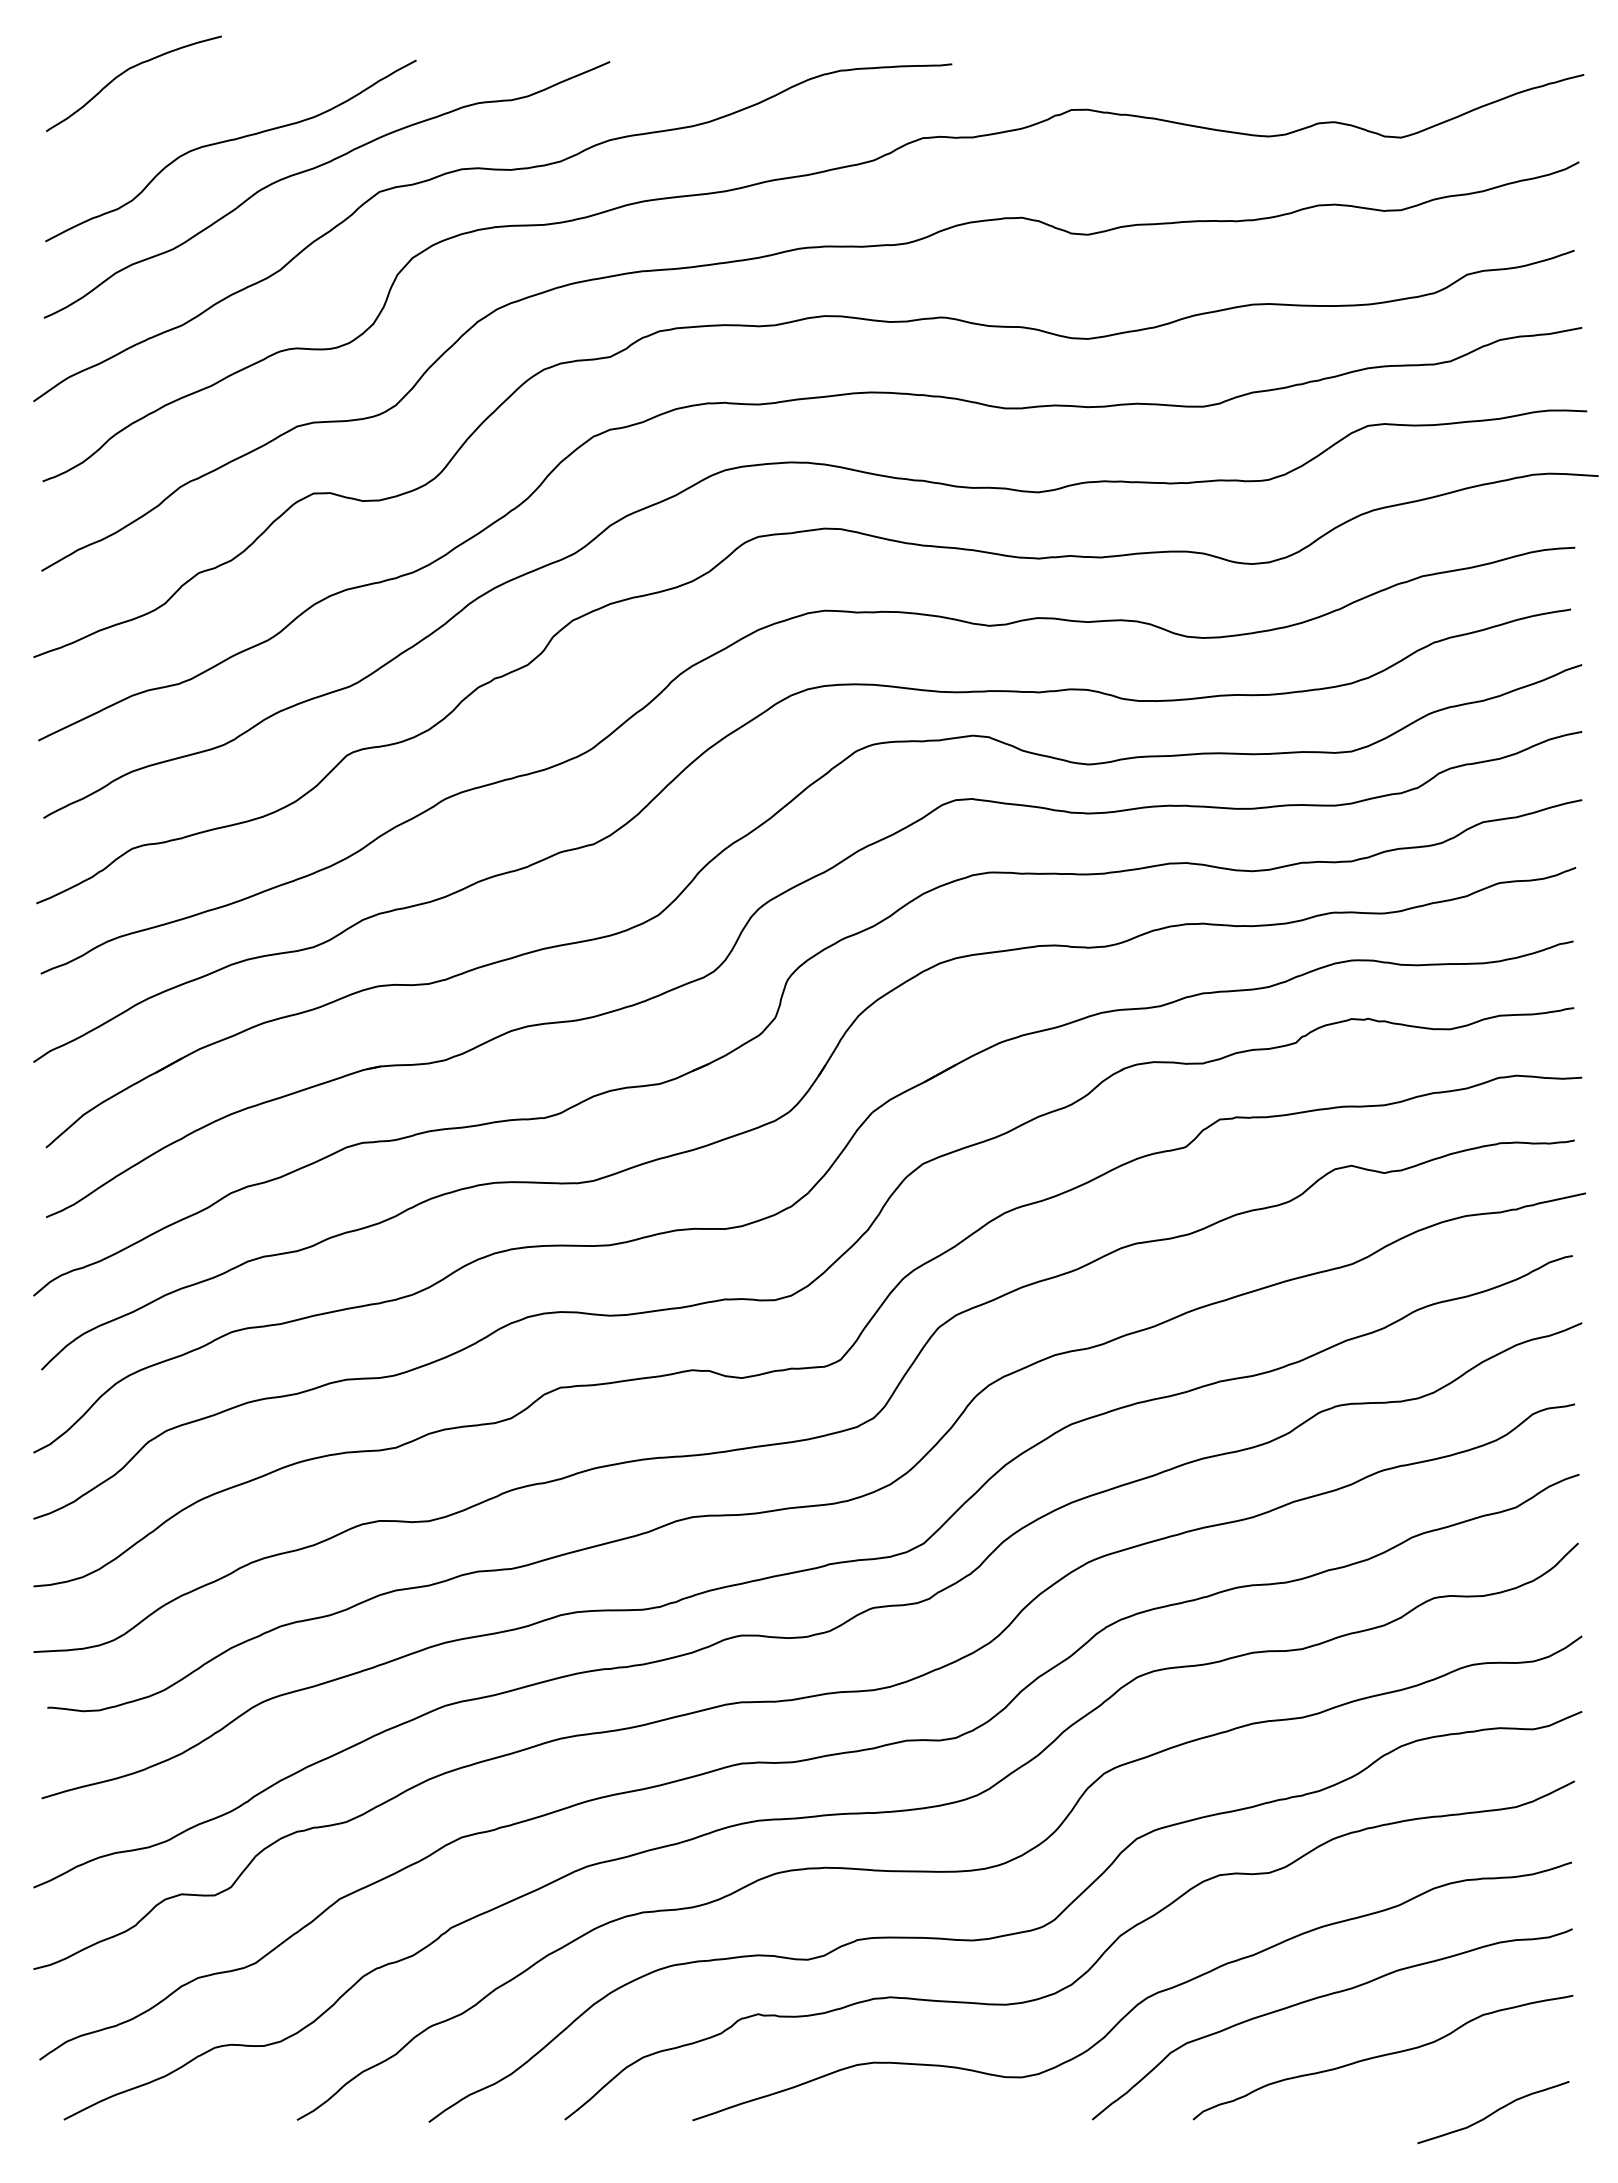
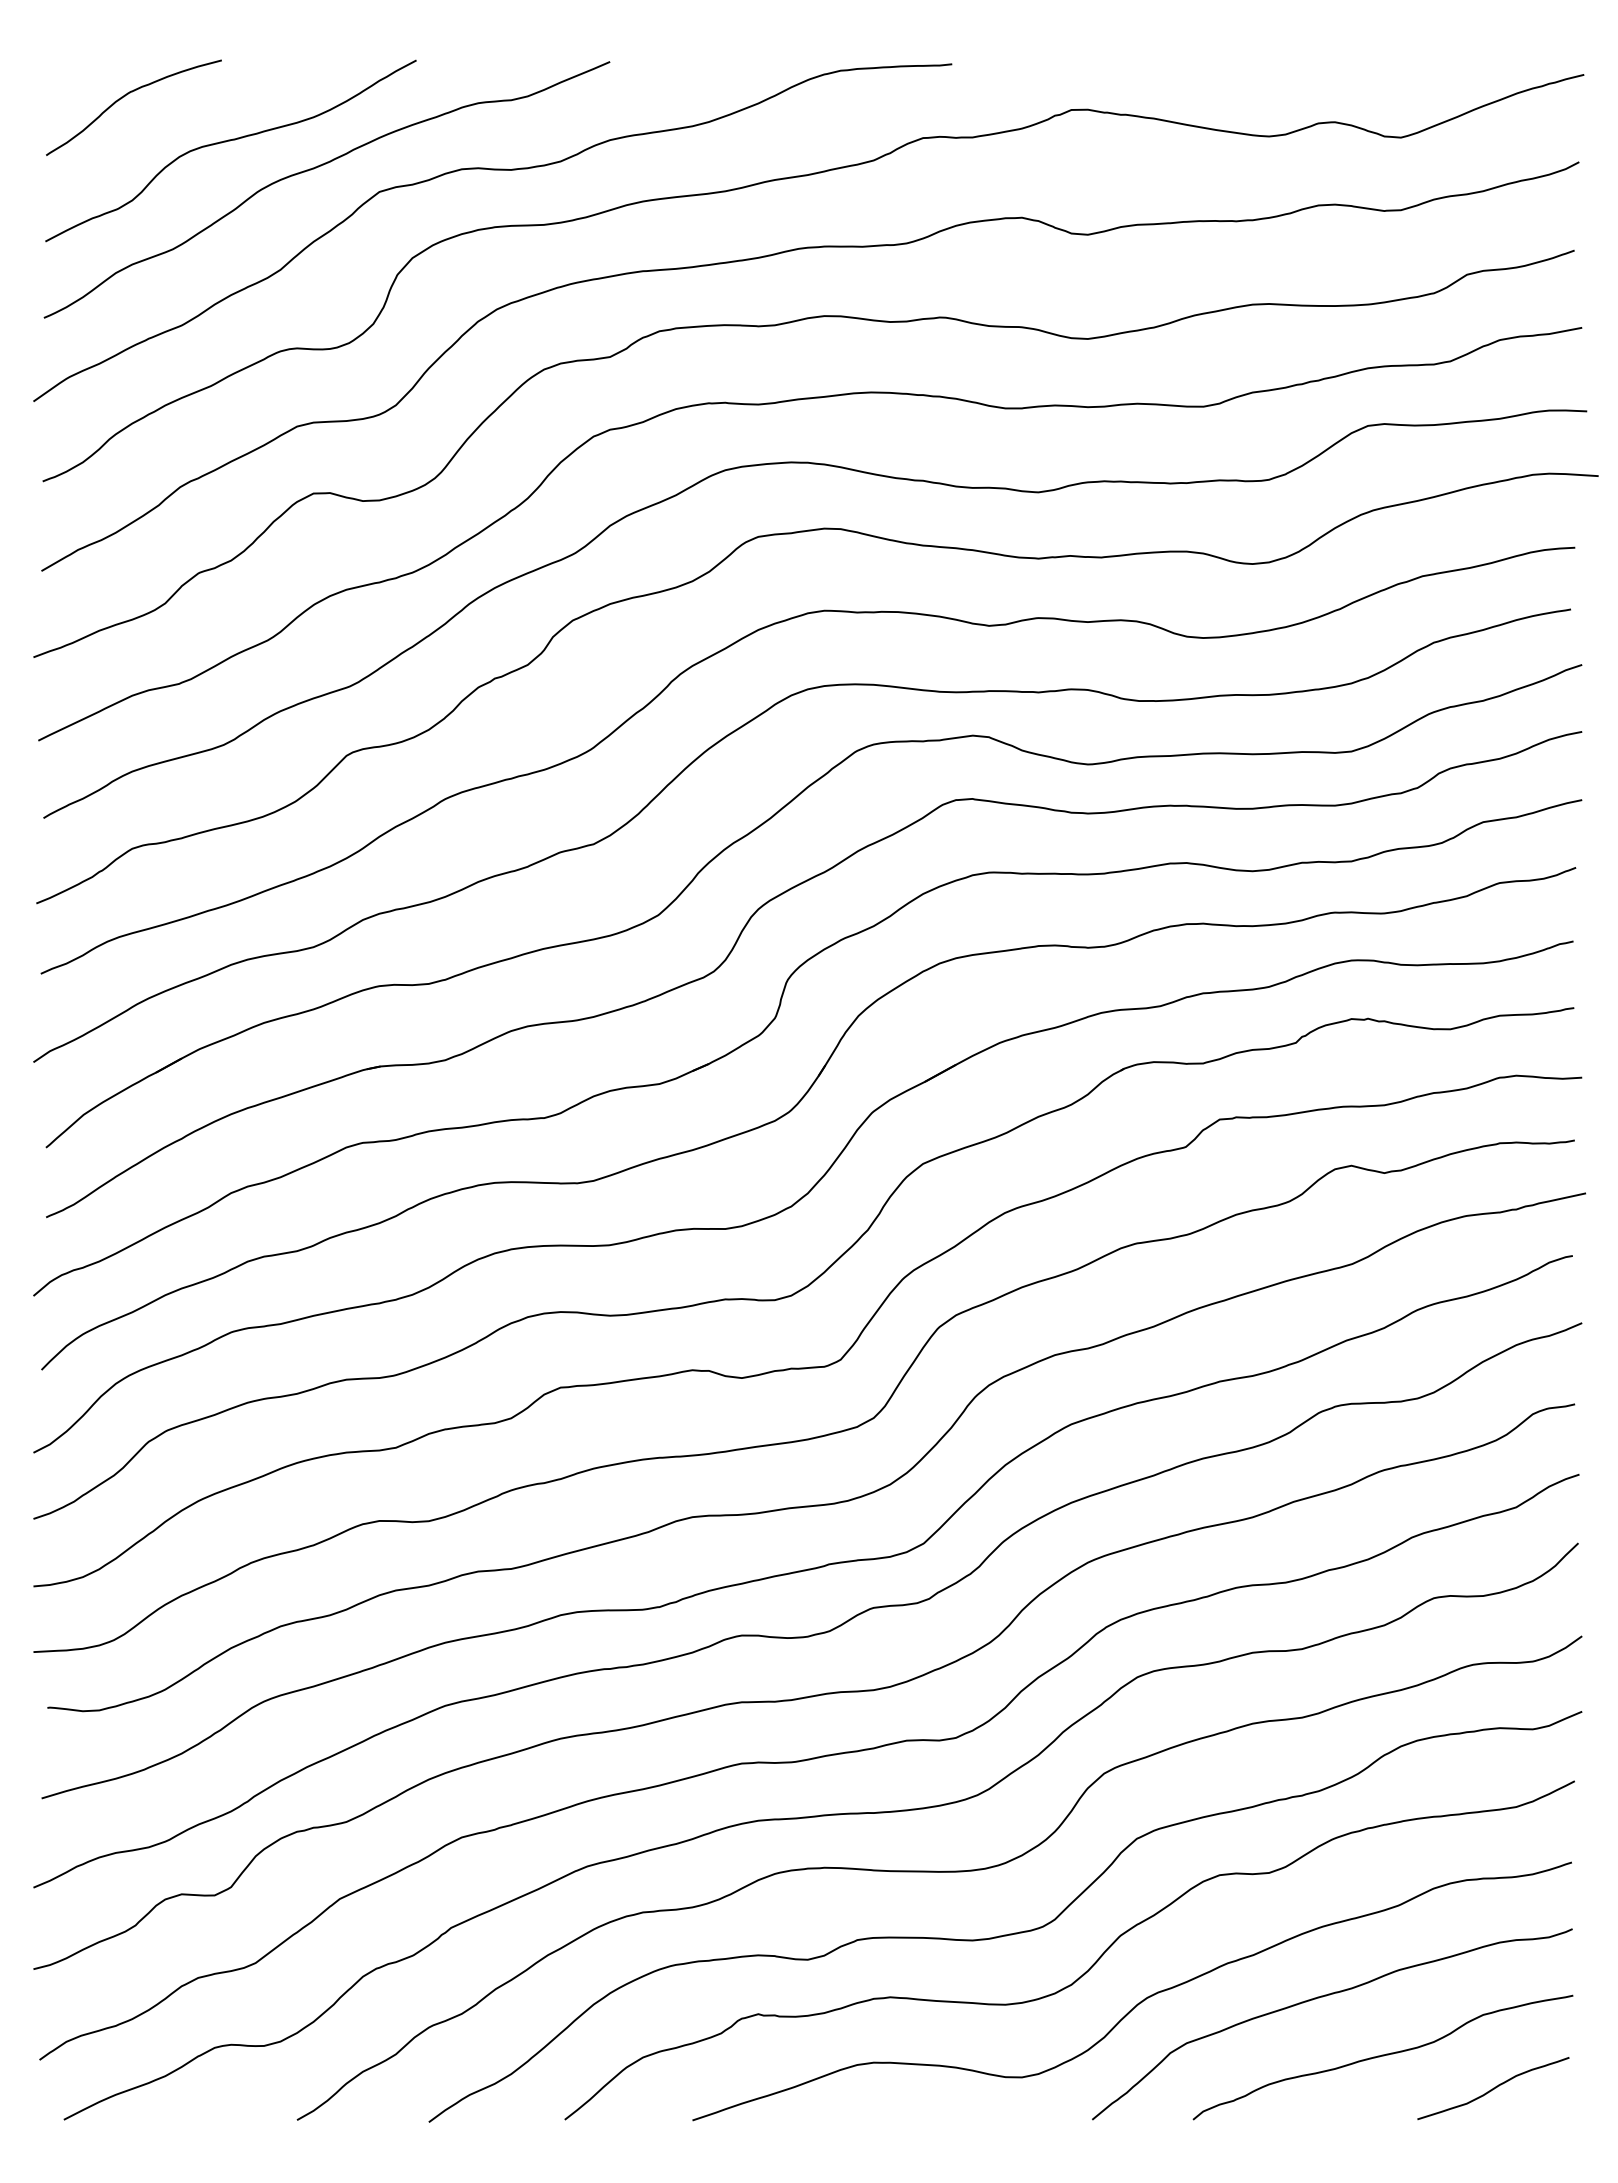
curve position: (124, 73) -> (124, 97) (124, 97)
curve position: (1493, 2112) -> (1493, 2088) (1493, 2088)
